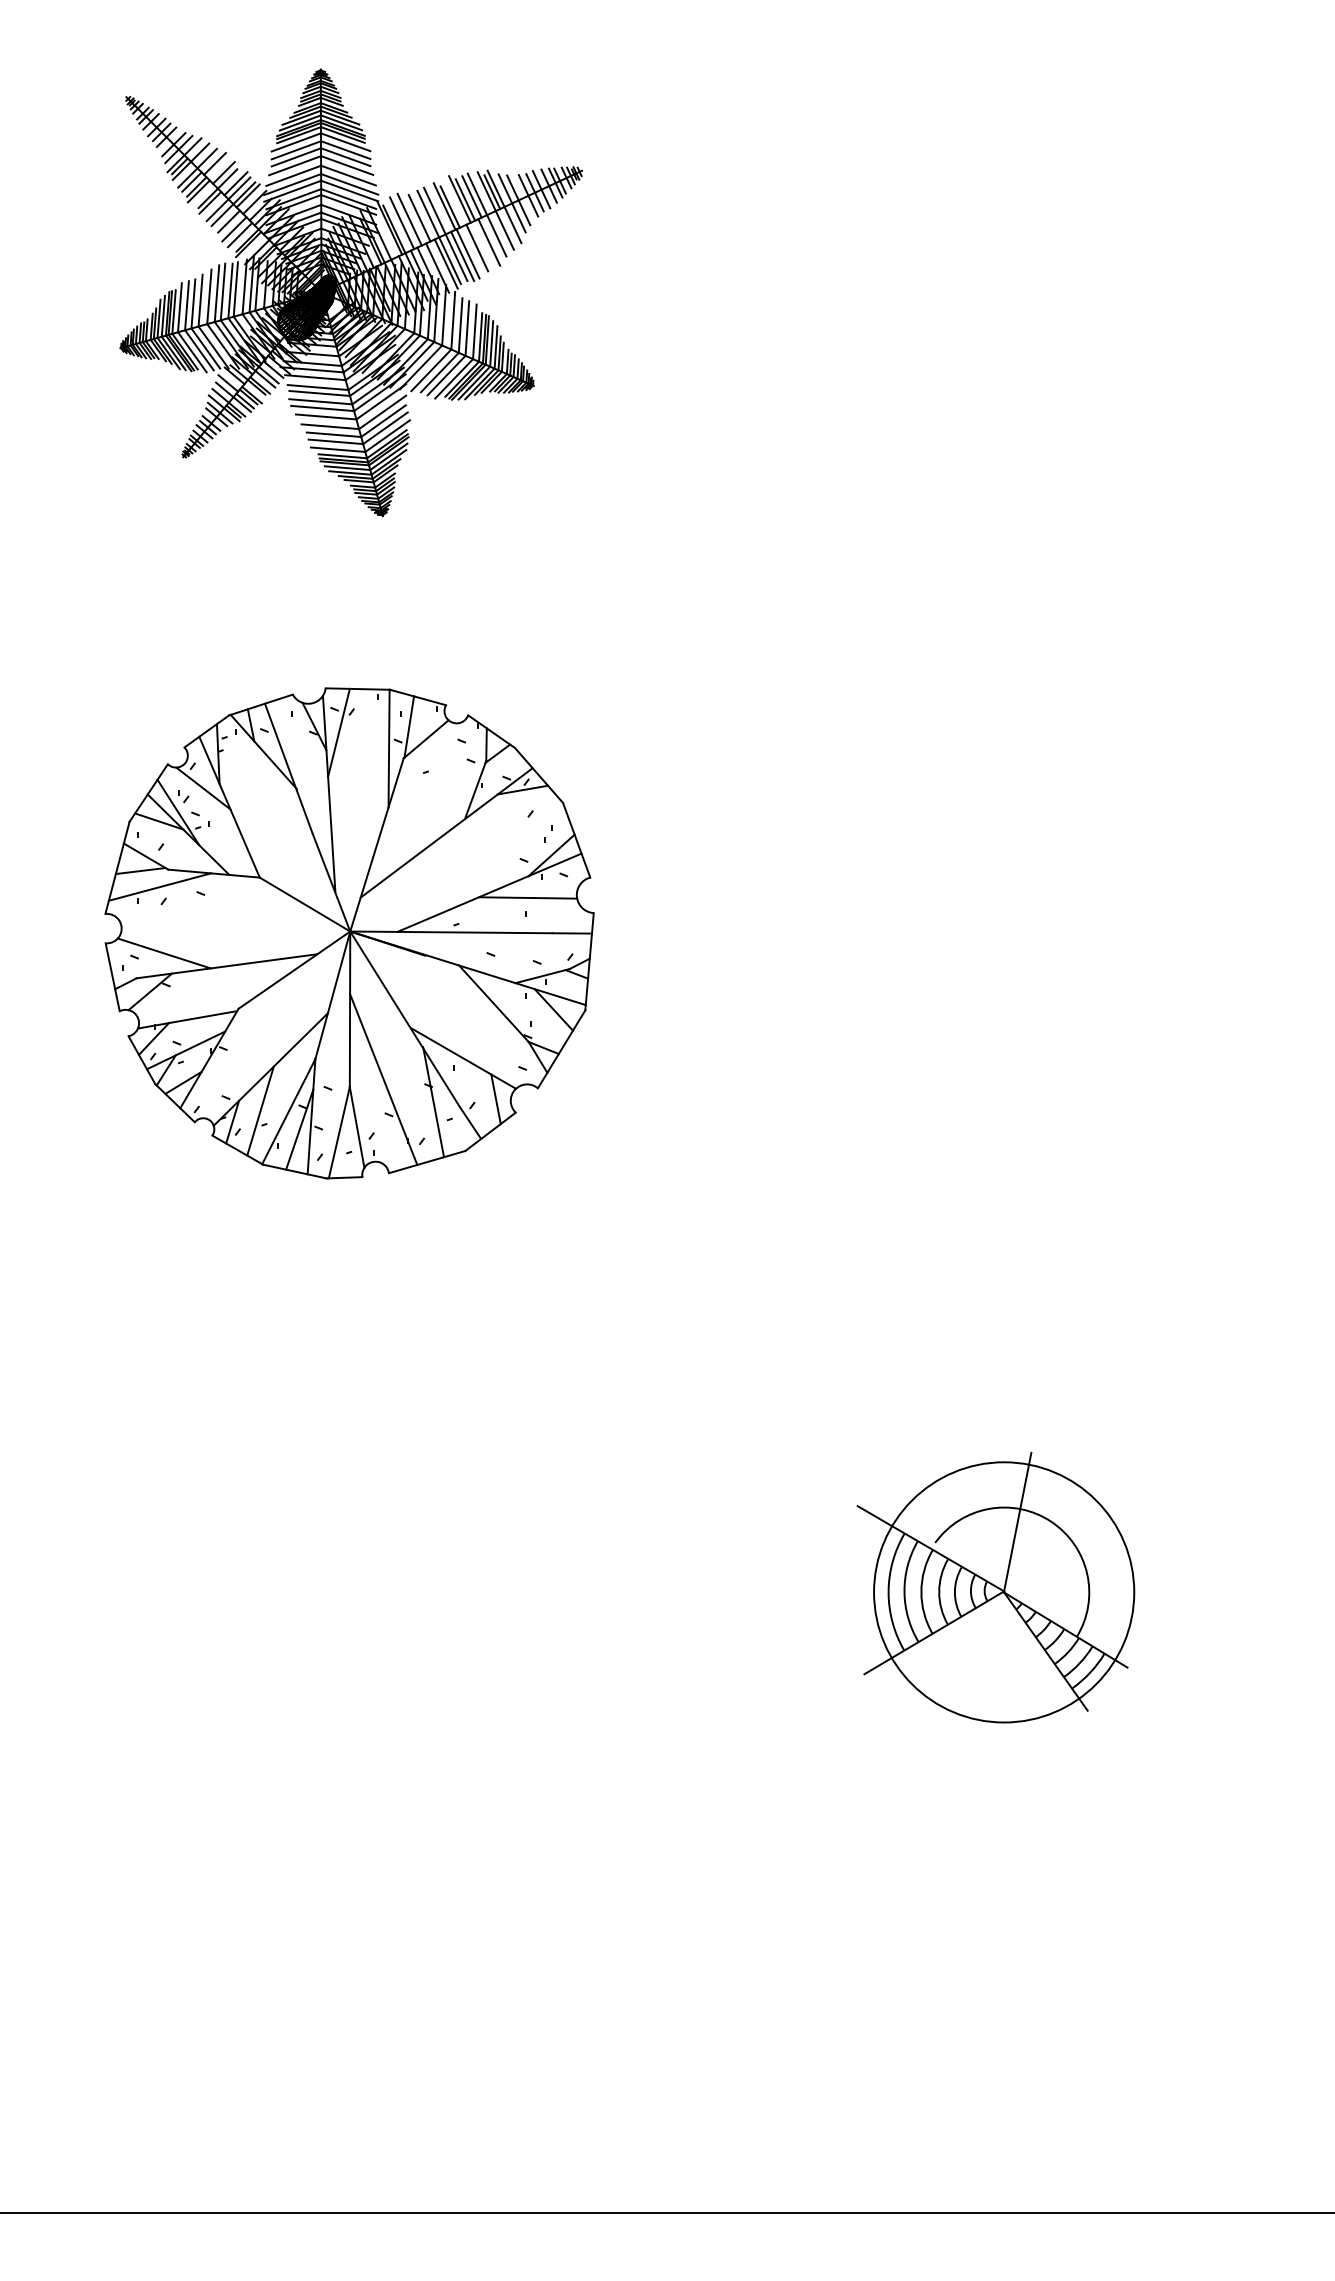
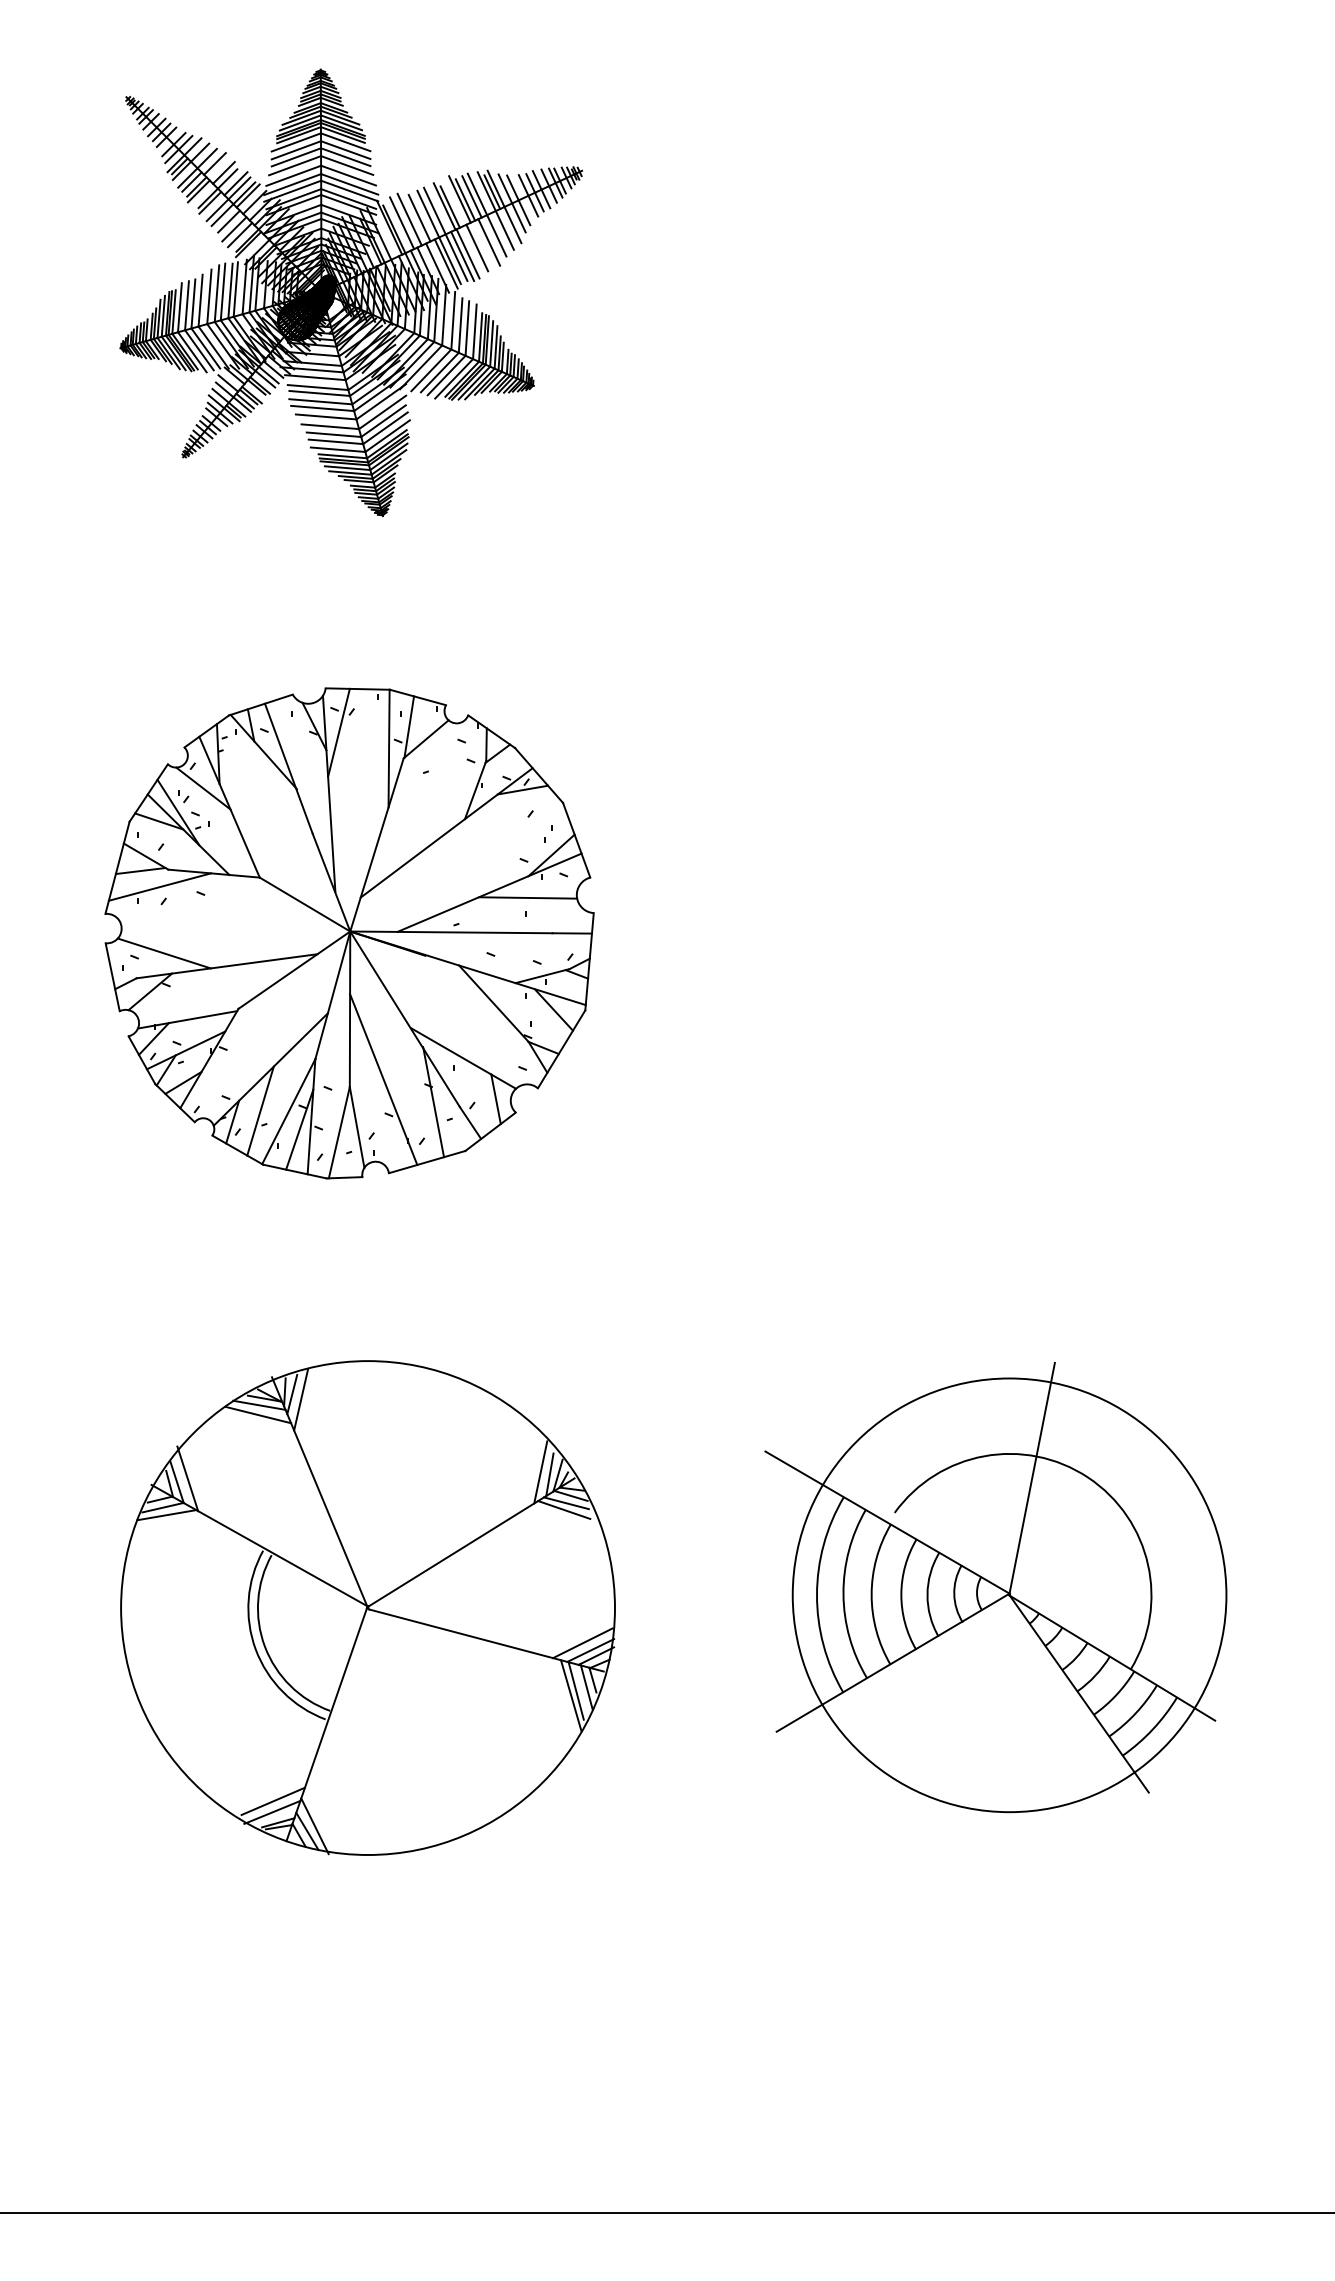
part size: 280x272 px -> 464x452 px (995, 1587)
part: none -> present (367, 1607)
